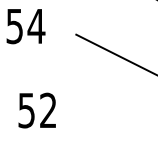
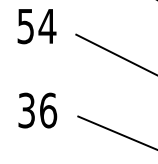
text position: (25, 26) -> (36, 26) (36, 26)
text: 52 -> 36 (38, 110)
line: none -> present (116, 132)
